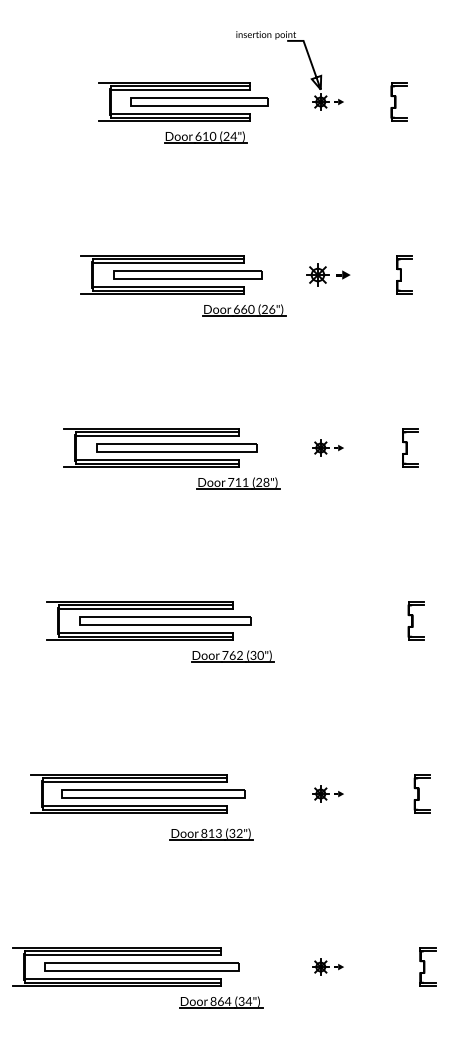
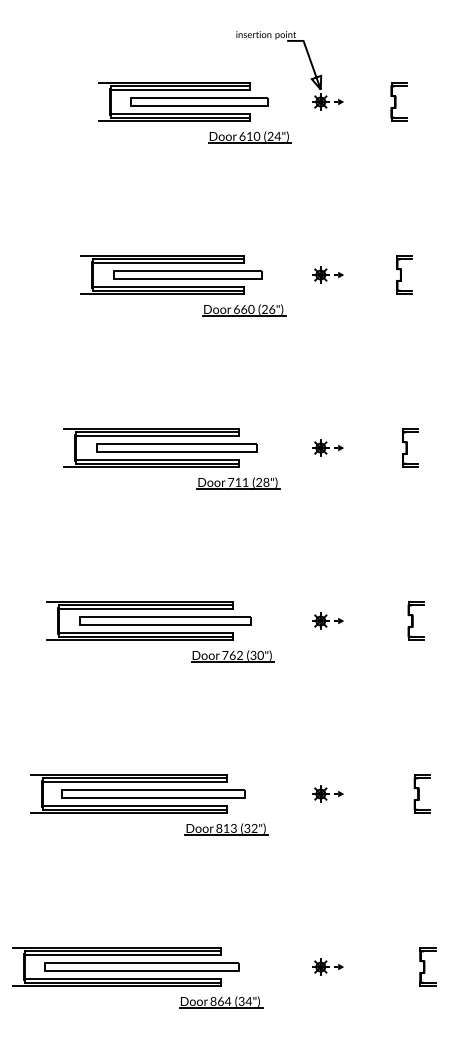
part position: (205, 137) -> (249, 137) (249, 137)
part size: 45x24 px -> 32x18 px (327, 274)
part: none -> present (327, 620)
part position: (211, 834) -> (226, 829) (226, 829)
